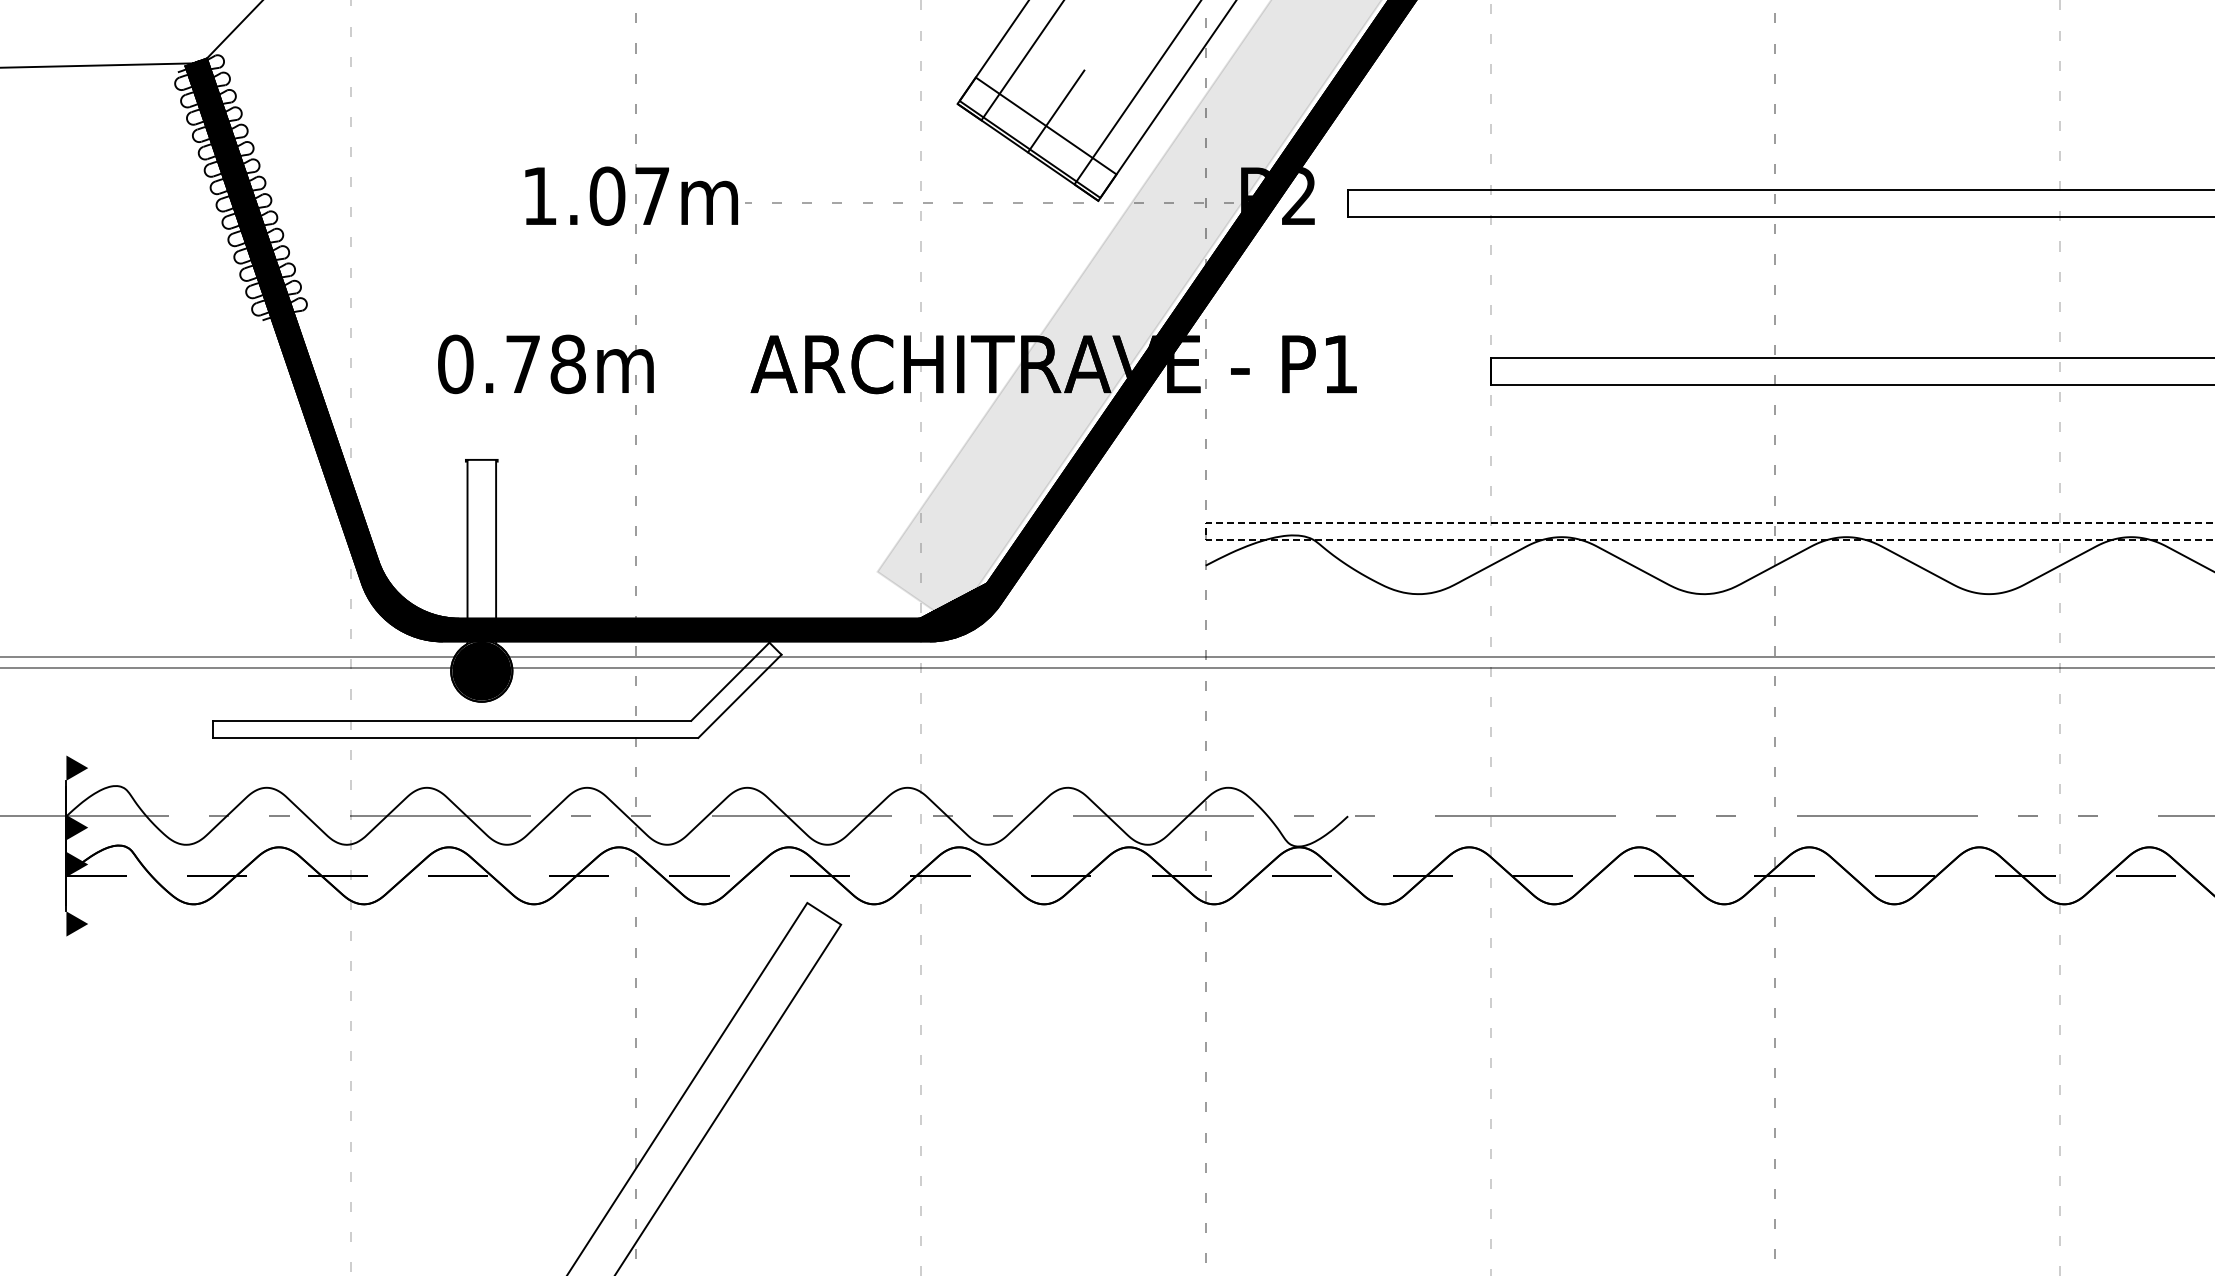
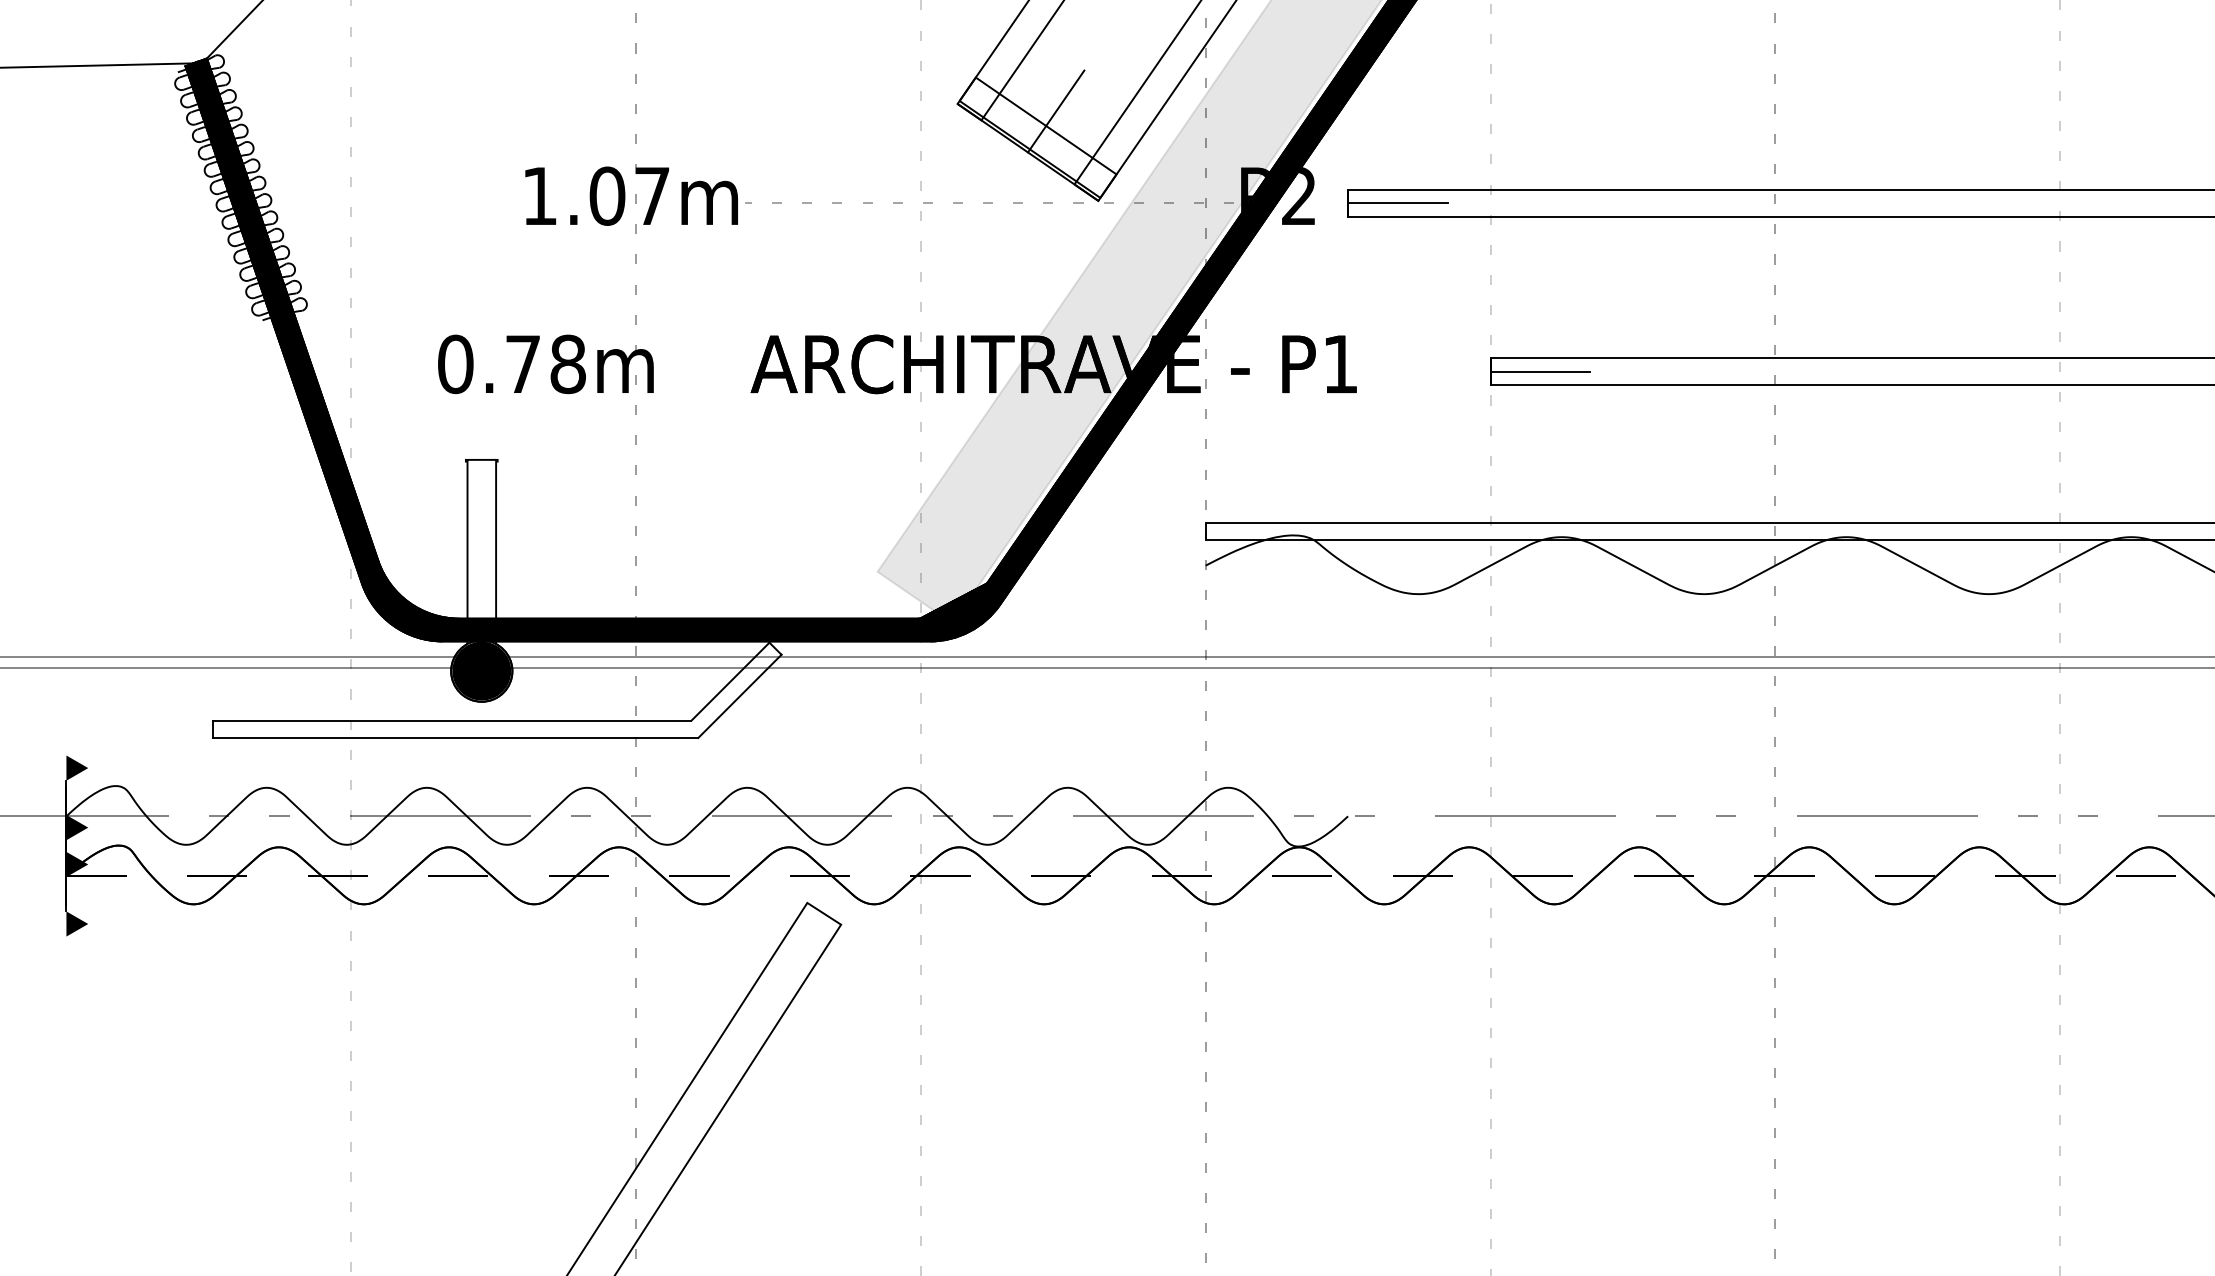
line: none -> present (1397, 203)
line: none -> present (1539, 371)
line: dashed -> solid (1368, 523)
